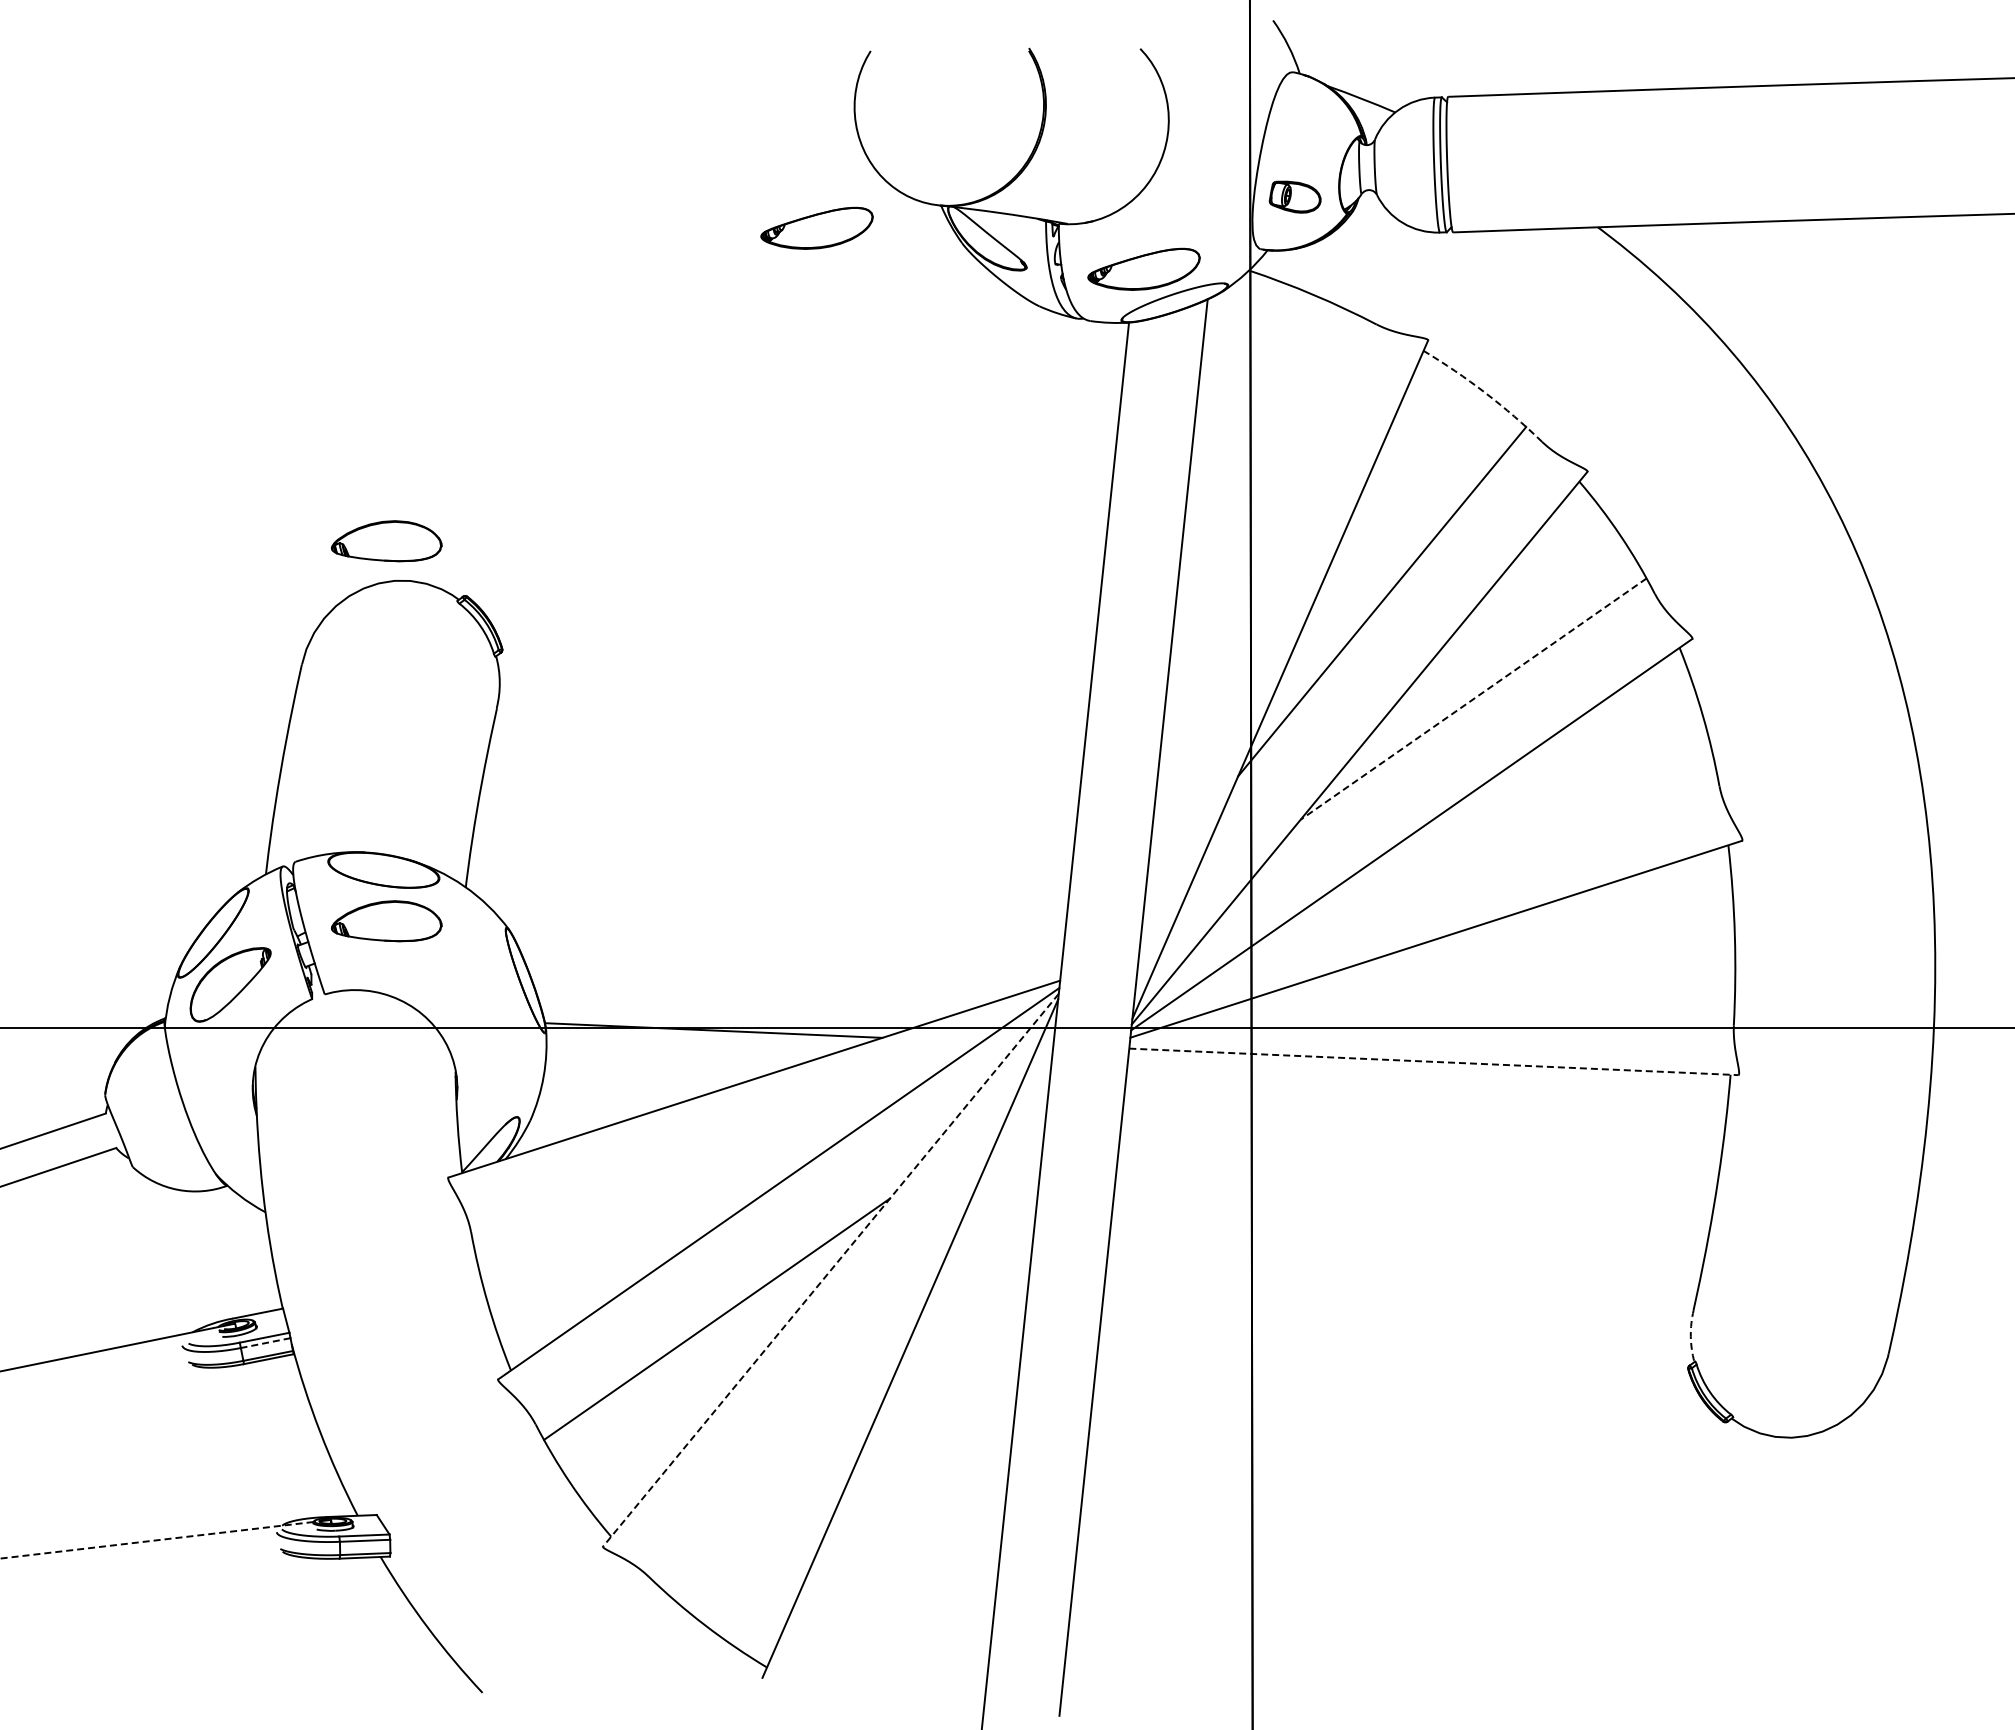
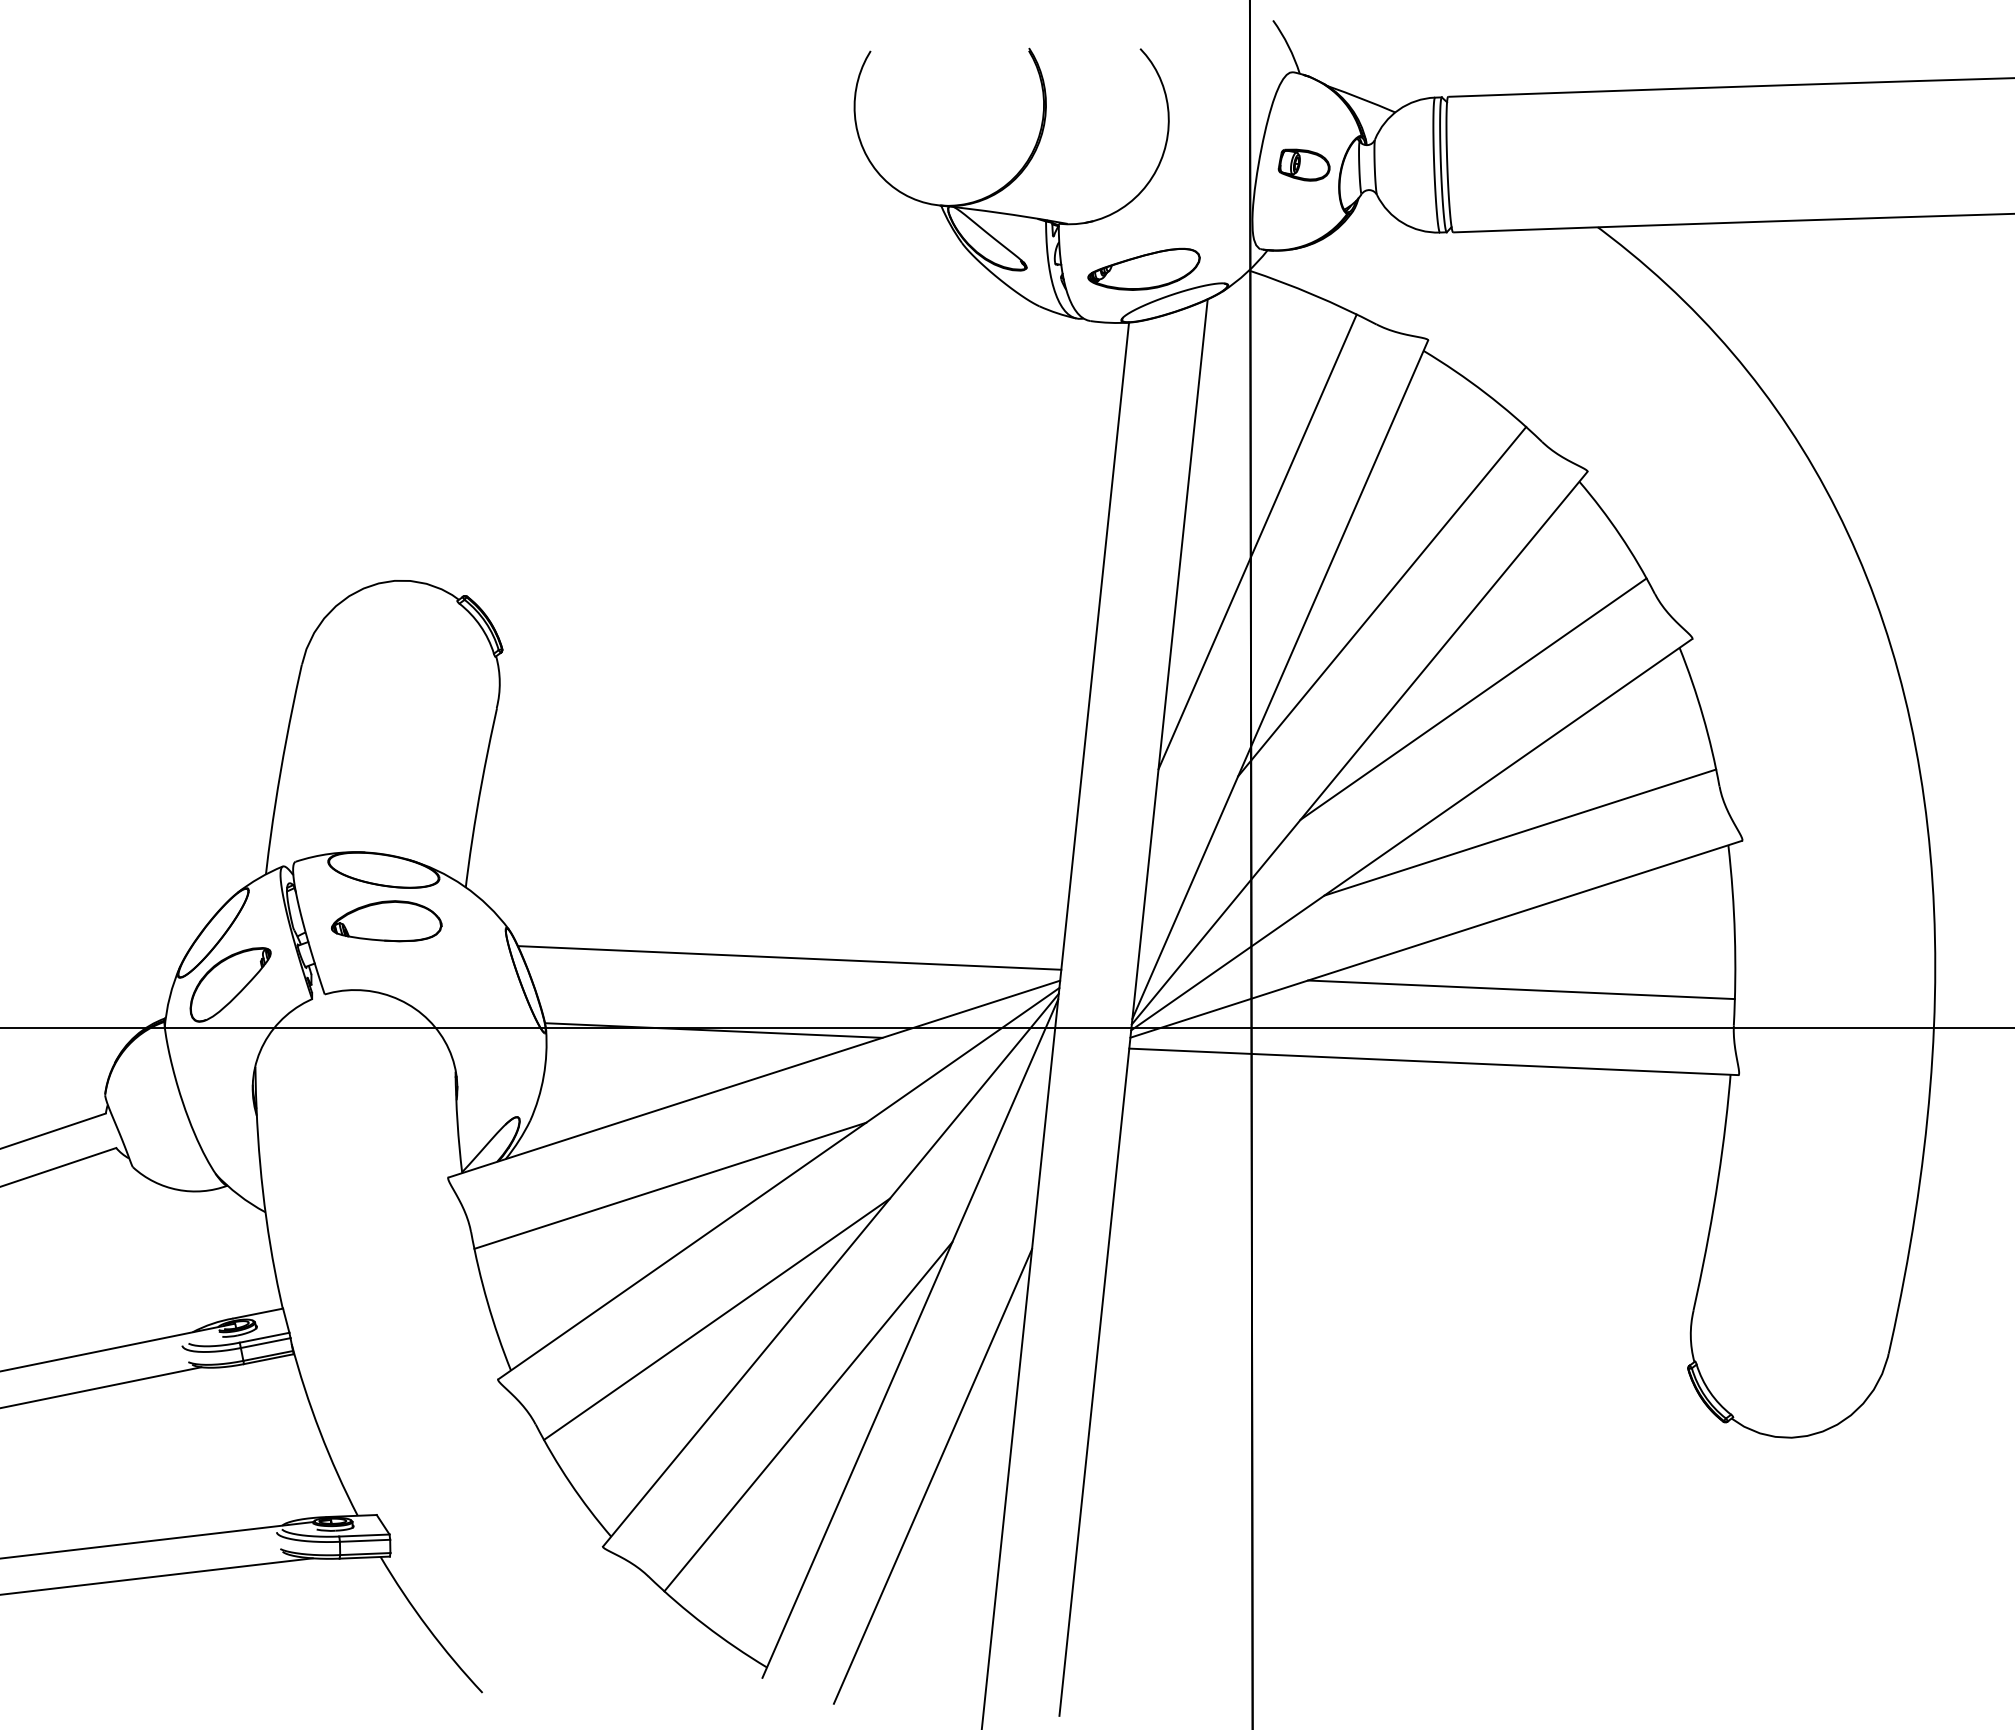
part position: (1294, 196) -> (1303, 164) (1303, 164)
part: present -> none (816, 227)
arc: dashed -> solid (1485, 393)
part: present -> none (386, 541)
line: none -> present (1257, 541)
line: dashed -> solid (1473, 699)
line: none -> present (1520, 832)
line: none -> present (789, 957)
line: none -> present (1521, 989)
line: dashed -> solid (1433, 1061)
line: none -> present (670, 1185)
line: dashed -> solid (830, 1270)
arc: dashed -> solid (1690, 1336)
line: dashed -> solid (265, 1343)
line: none -> present (101, 1387)
line: none -> present (808, 1416)
line: none -> present (932, 1476)
line: dashed -> solid (156, 1540)
line: none -> present (157, 1576)
